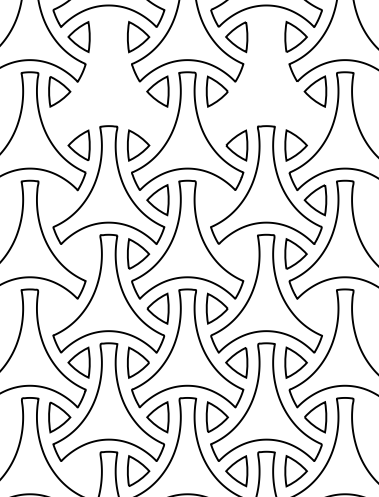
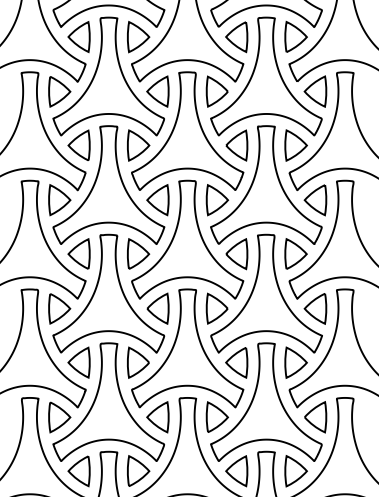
part: none -> present (108, 76)
part: none -> present (266, 76)
part: none -> present (59, 200)
part: none -> present (217, 200)
part: none -> present (78, 253)
part: none -> present (236, 254)
part: none -> present (59, 308)
part: none -> present (315, 308)
part: none -> present (78, 471)
